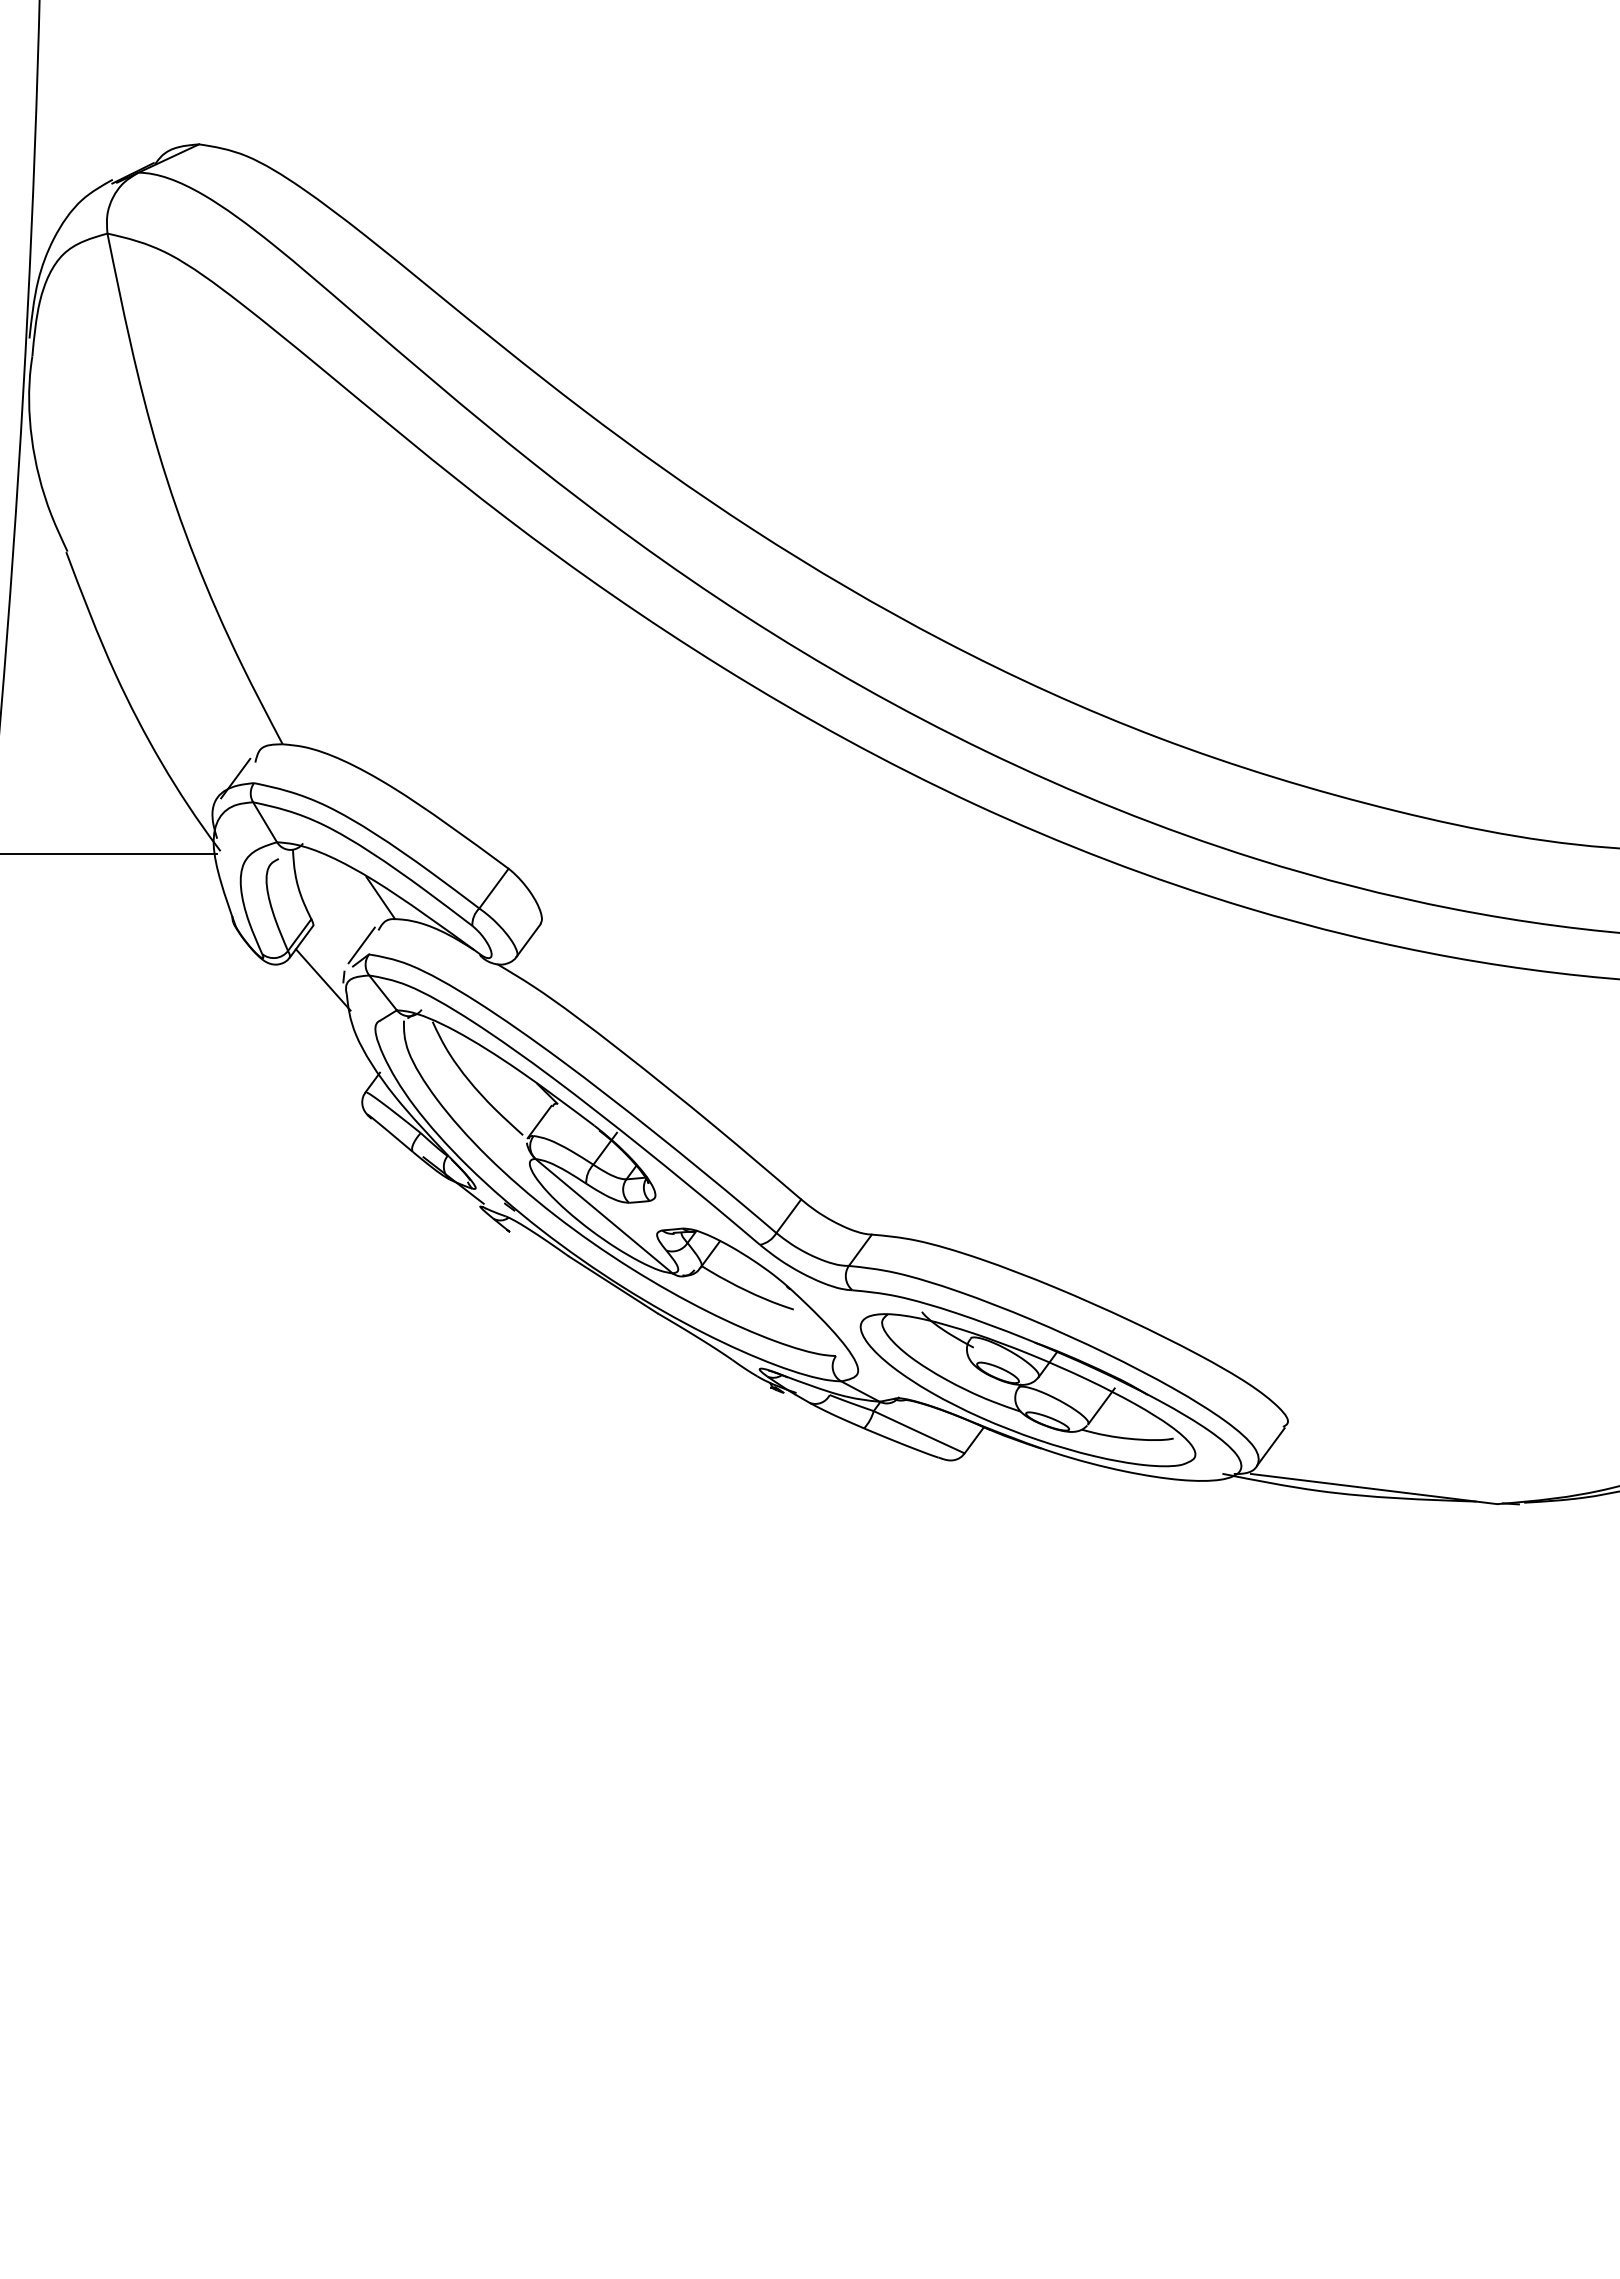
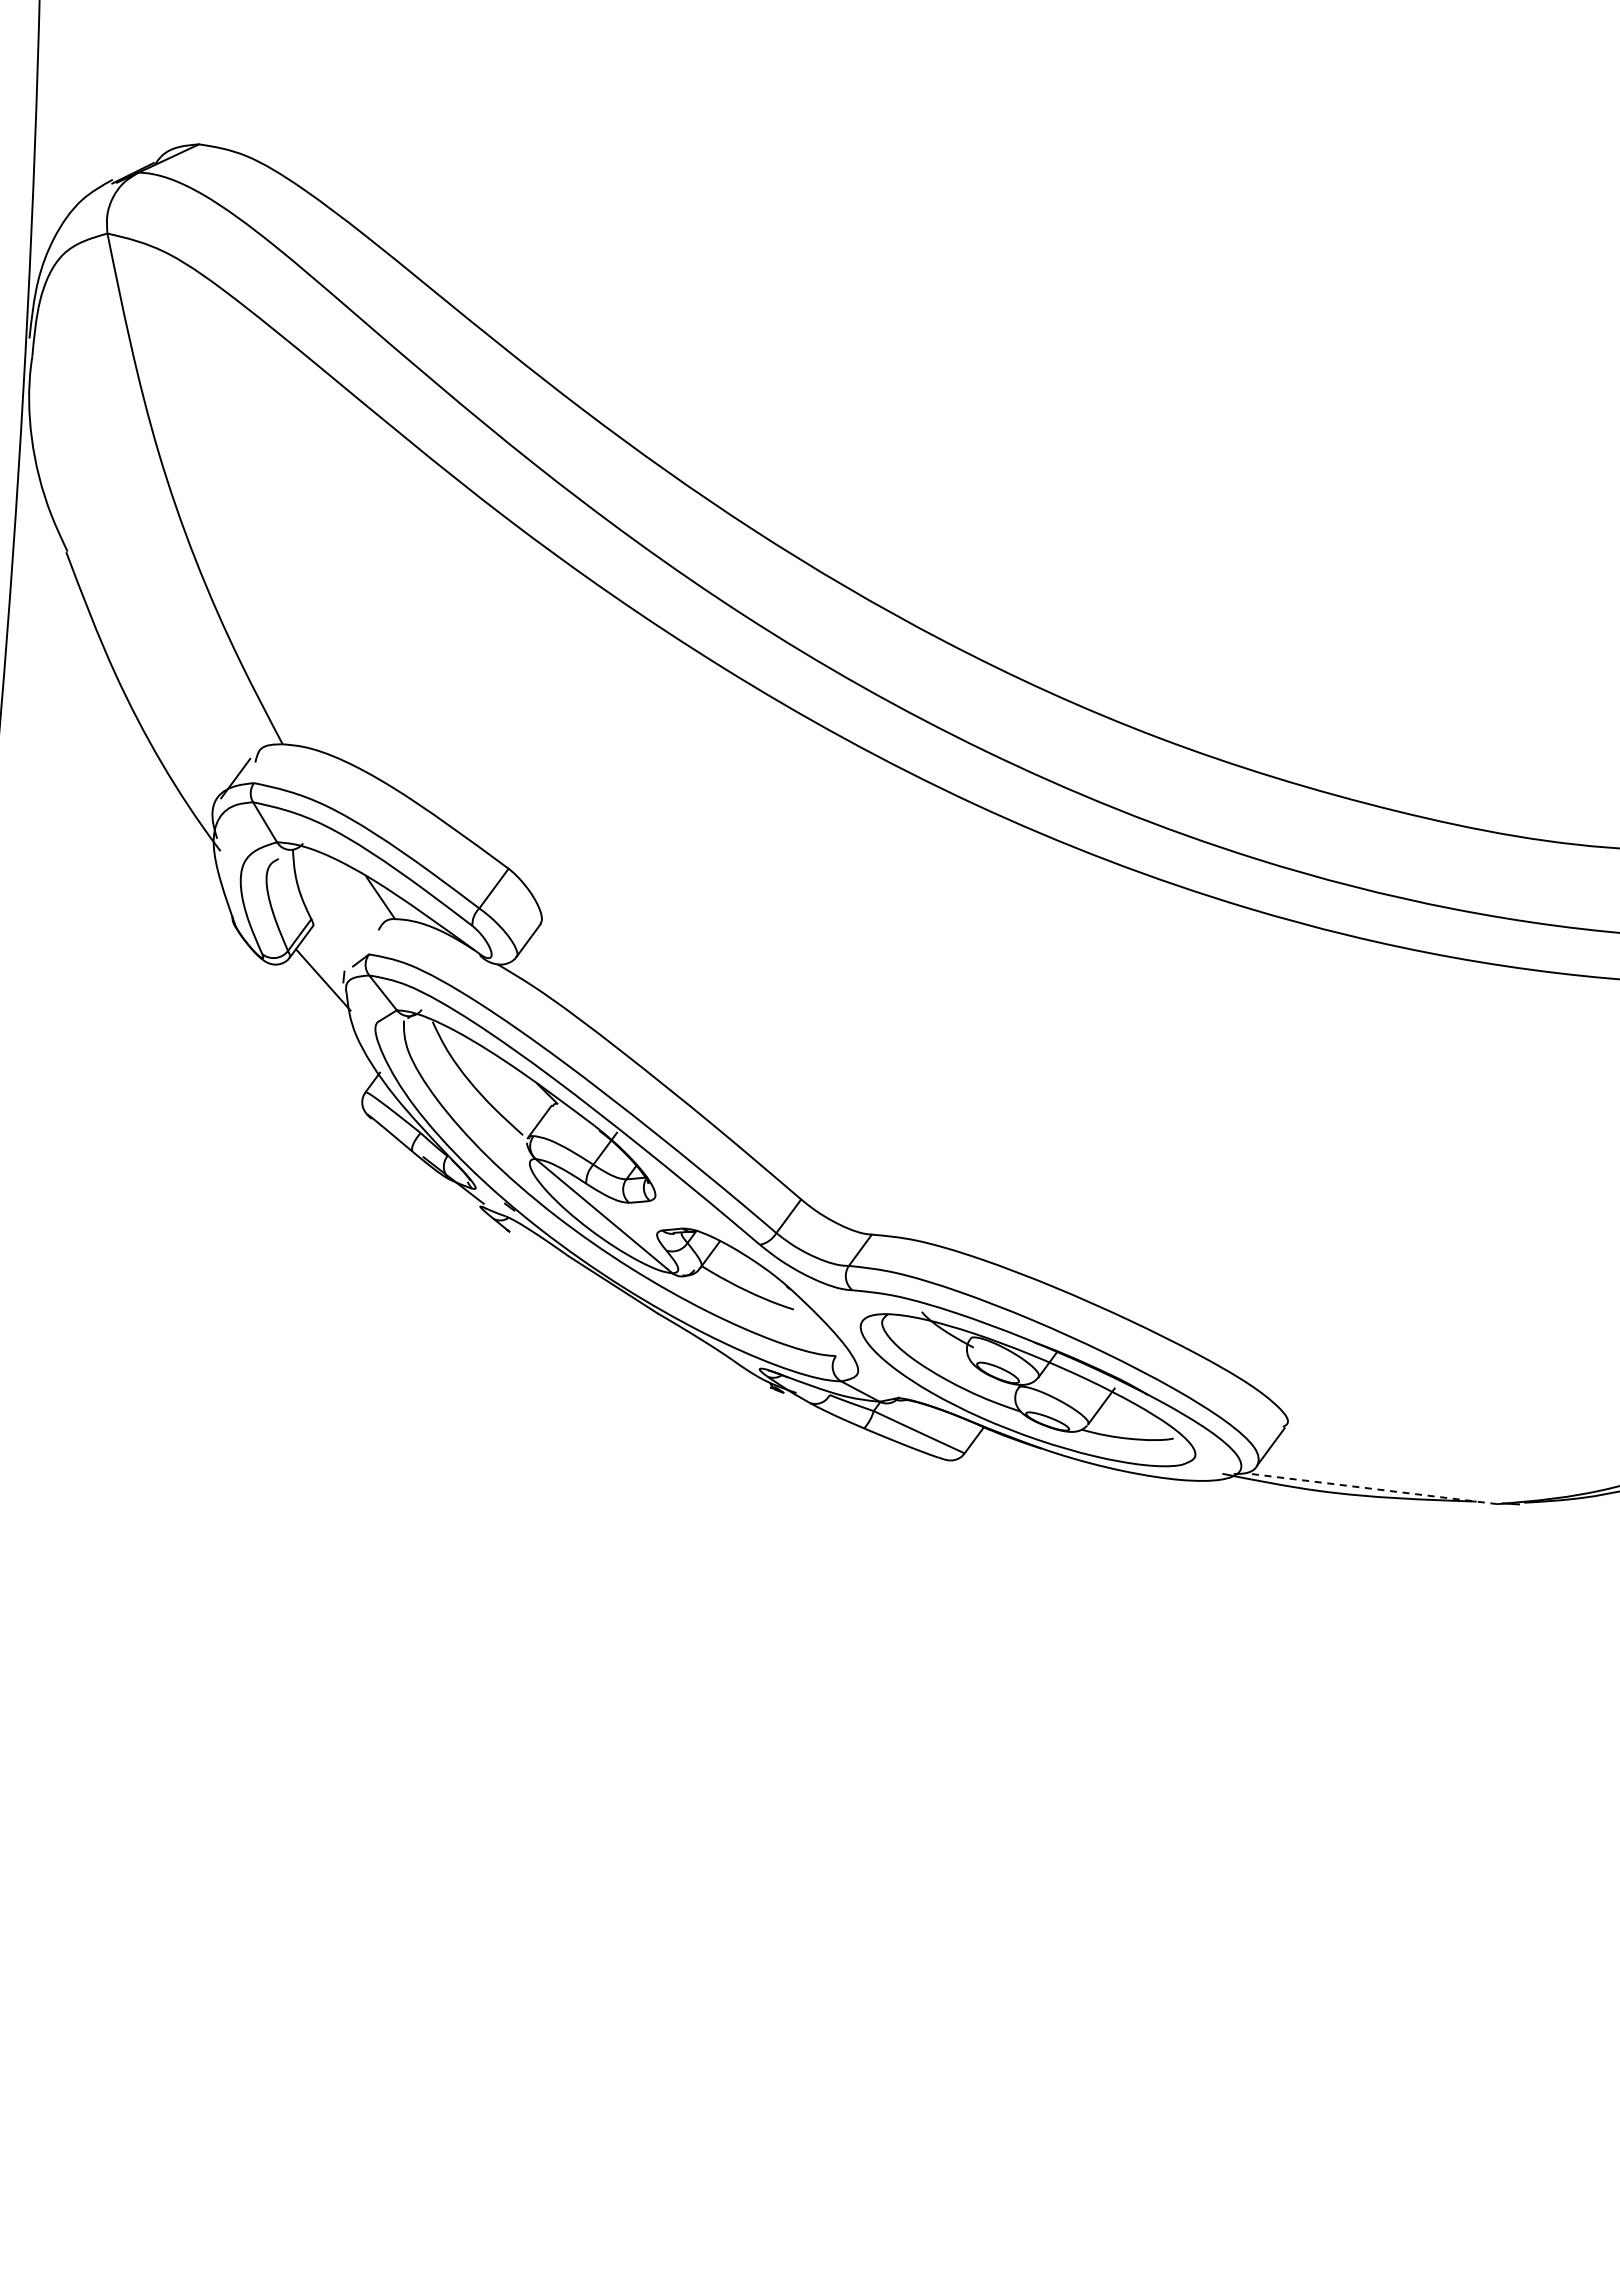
line: present -> none (109, 854)
line: present -> none (361, 945)
line: solid -> dashed (1373, 1489)
